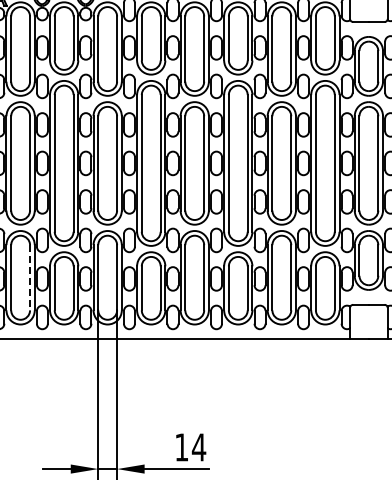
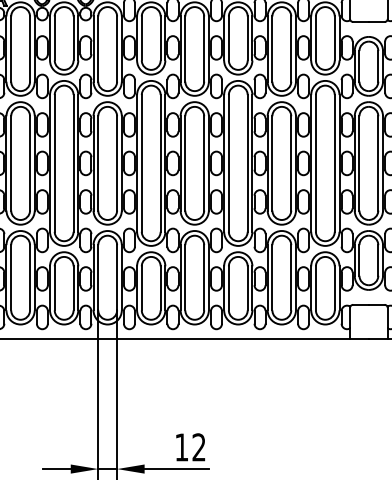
line: dashed -> solid (30, 277)
text: 14 -> 12 (198, 447)
